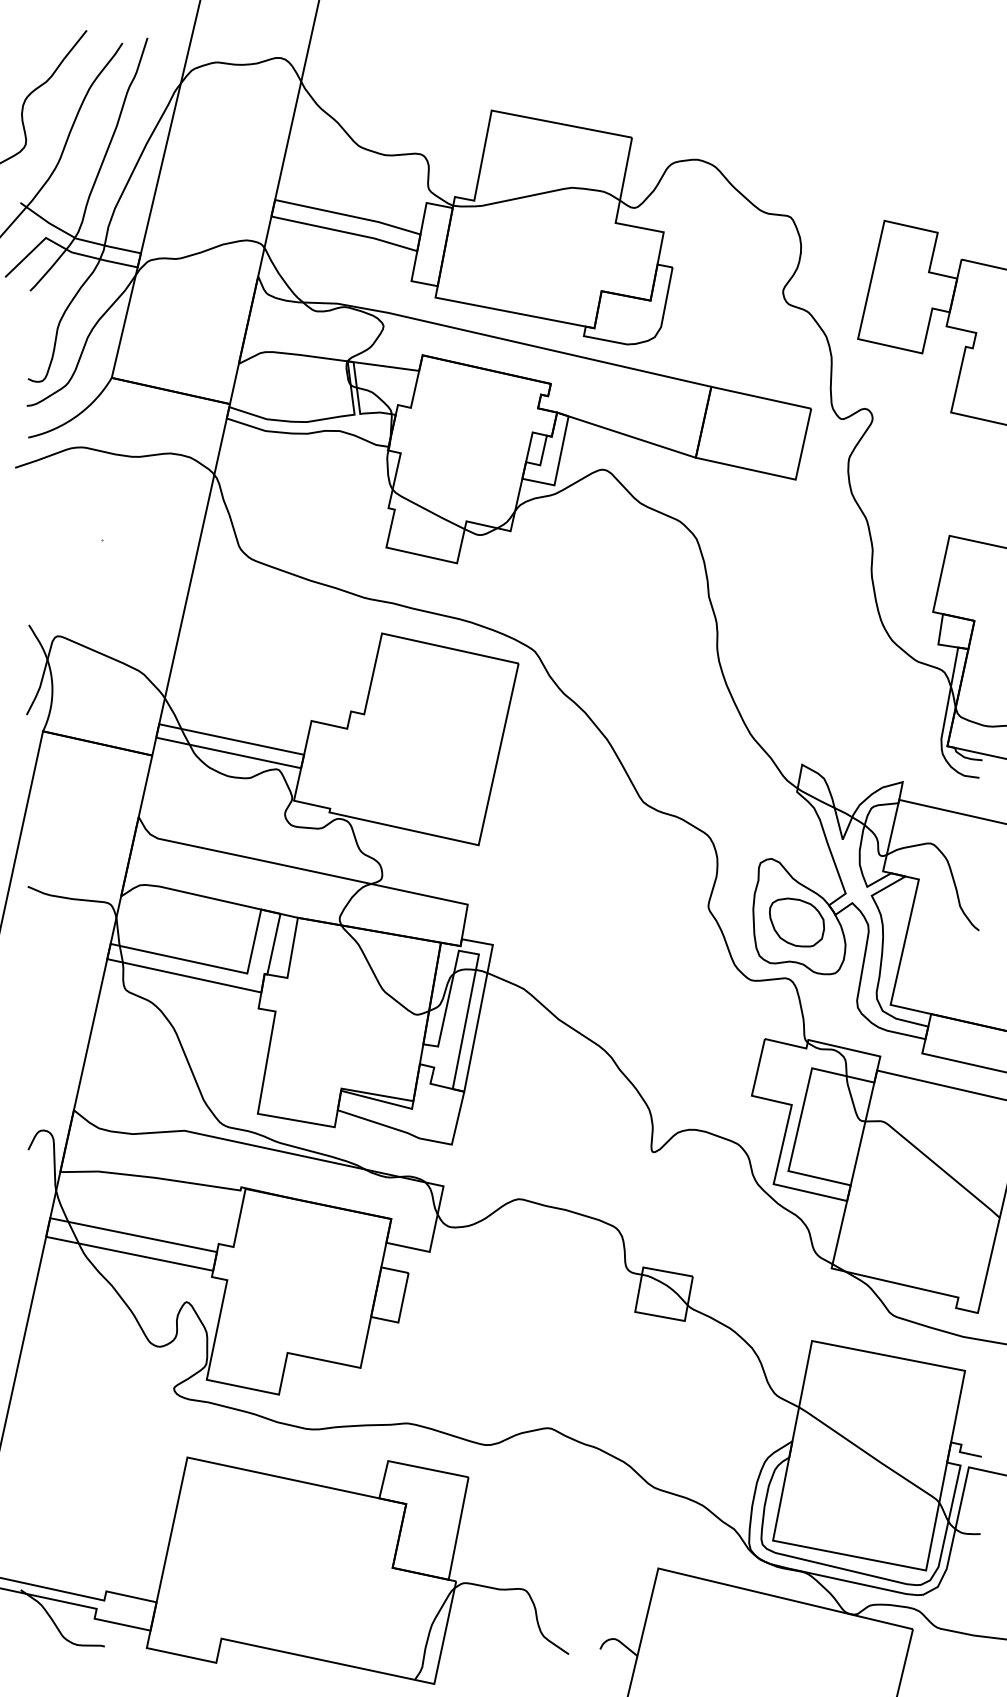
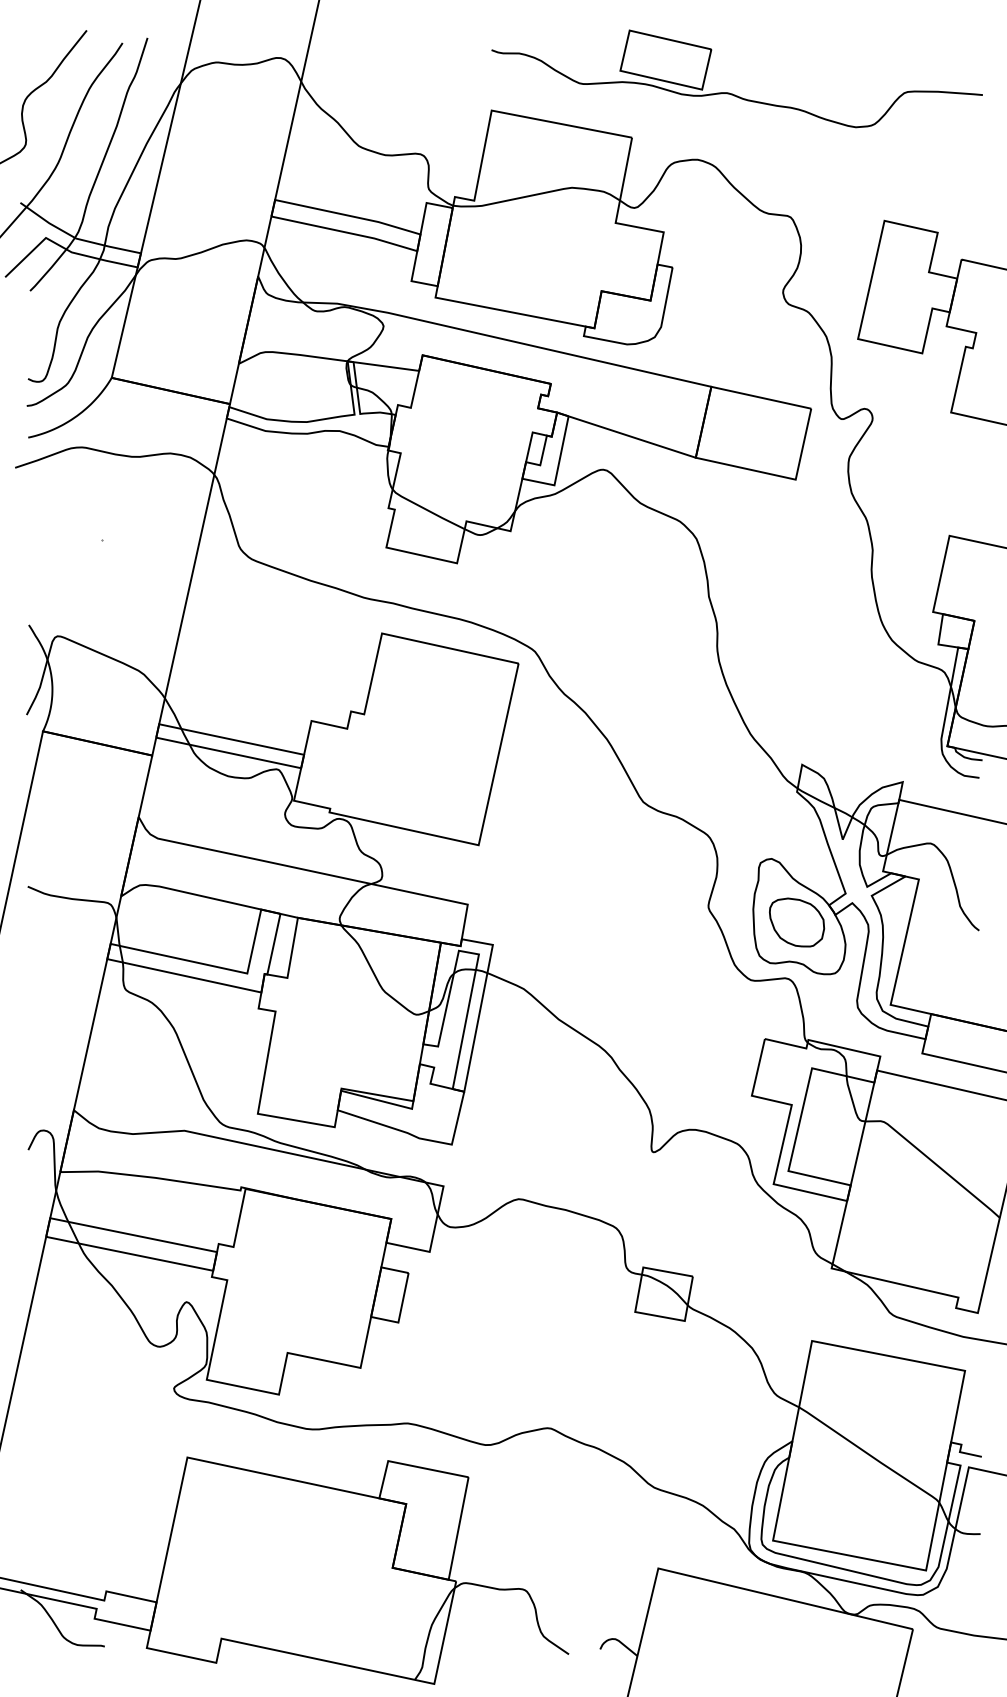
part: none -> present (732, 93)
